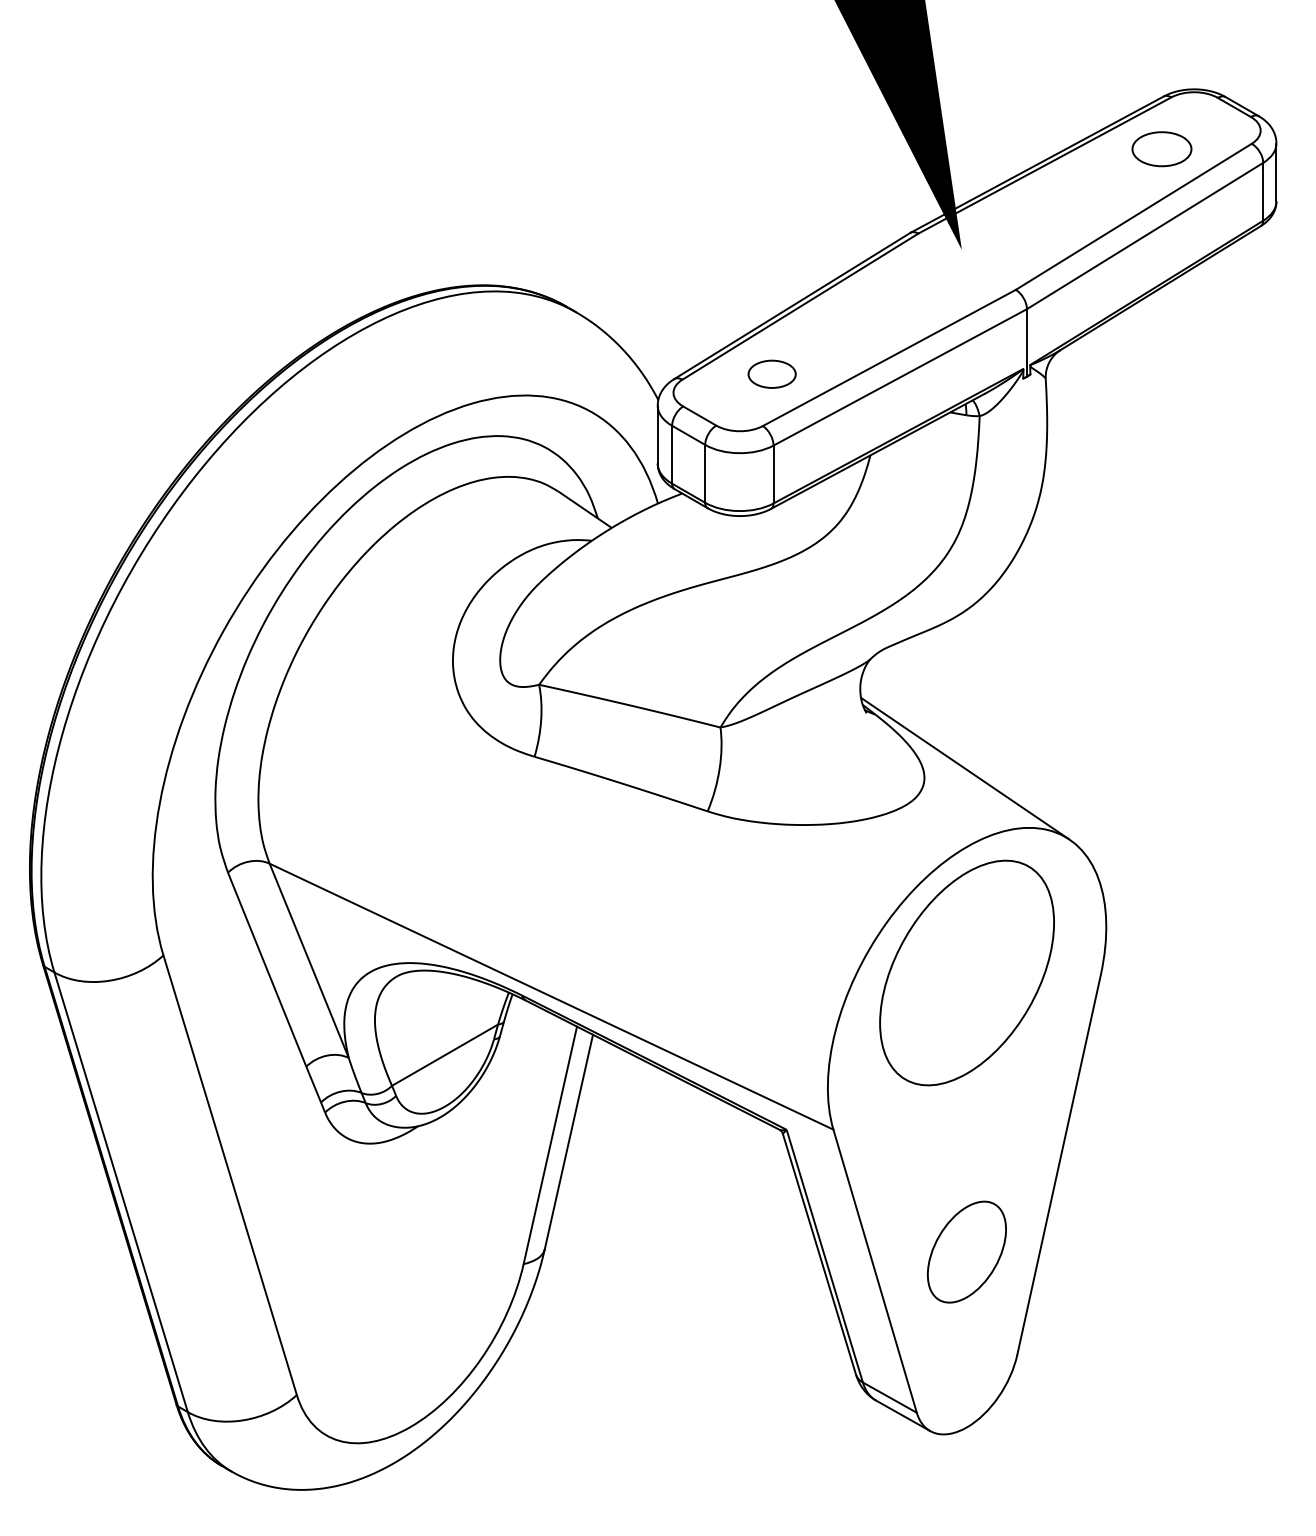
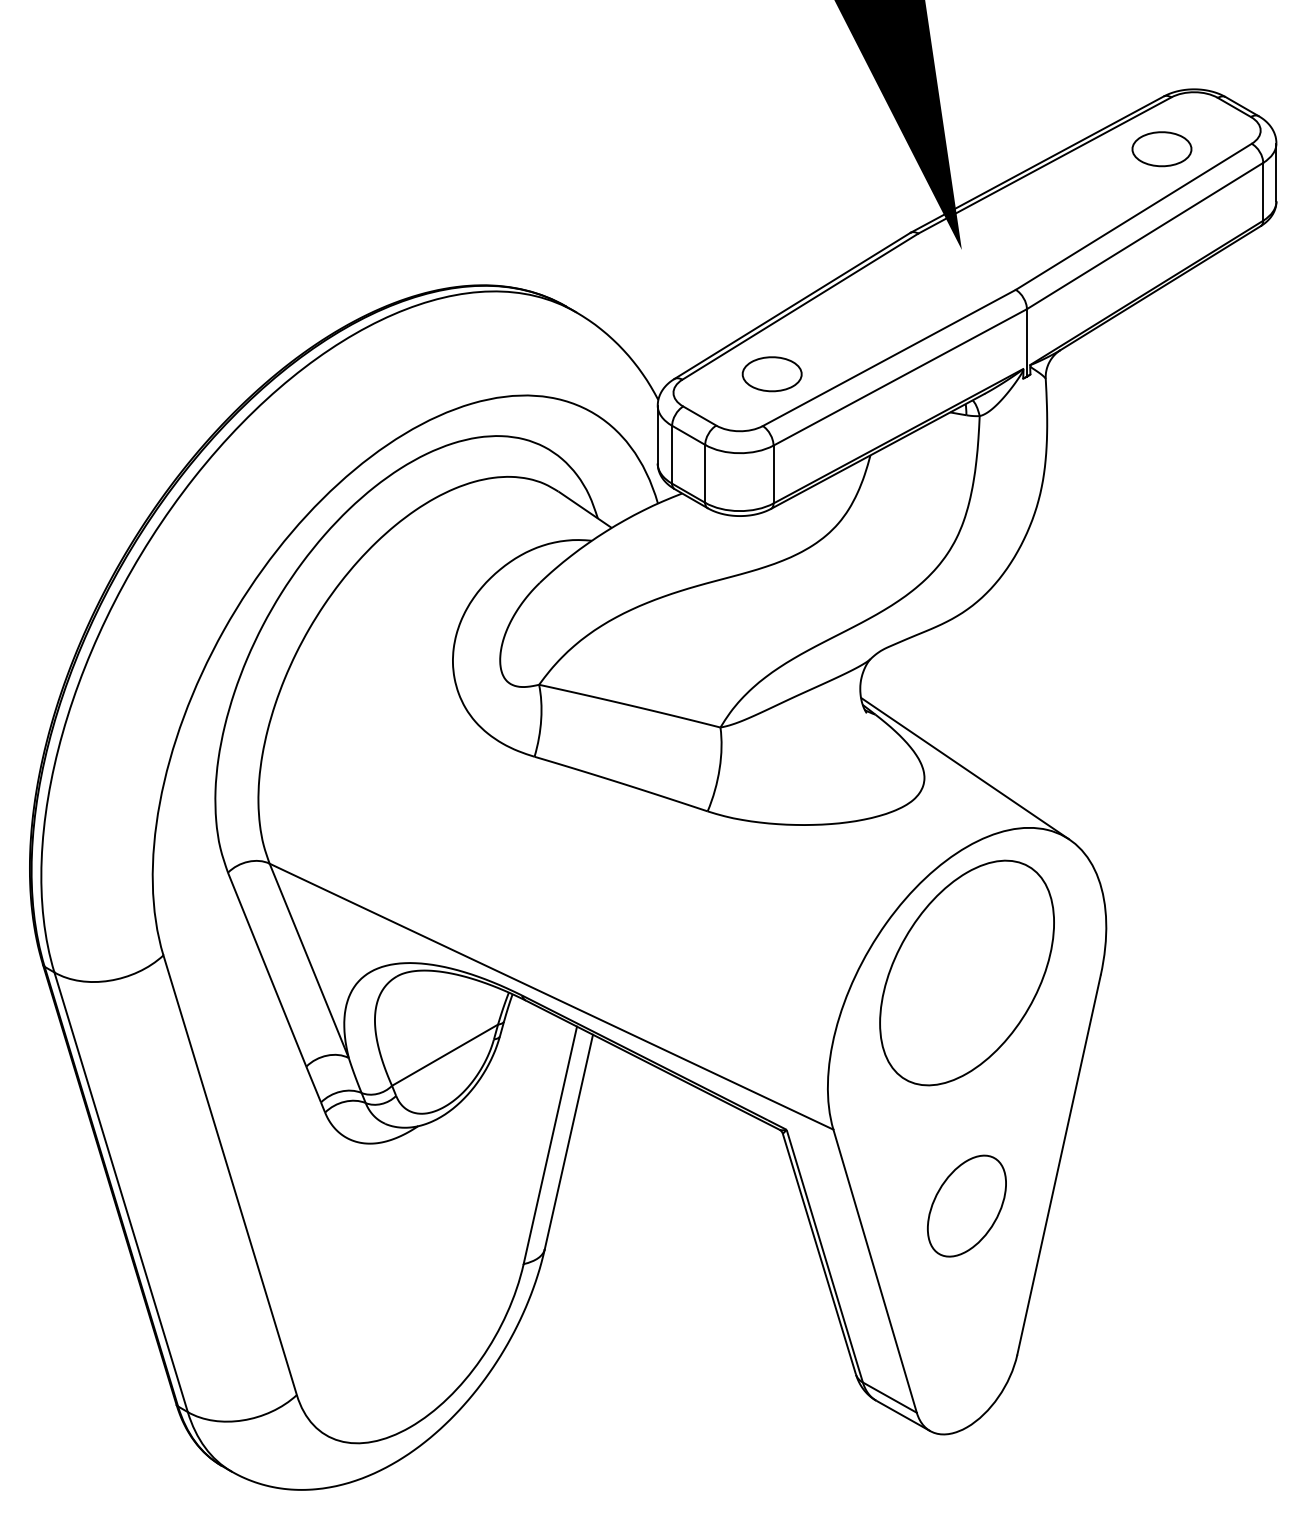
part size: 50x30 px -> 62x37 px (771, 374)
part position: (966, 1251) -> (966, 1205) (966, 1205)
